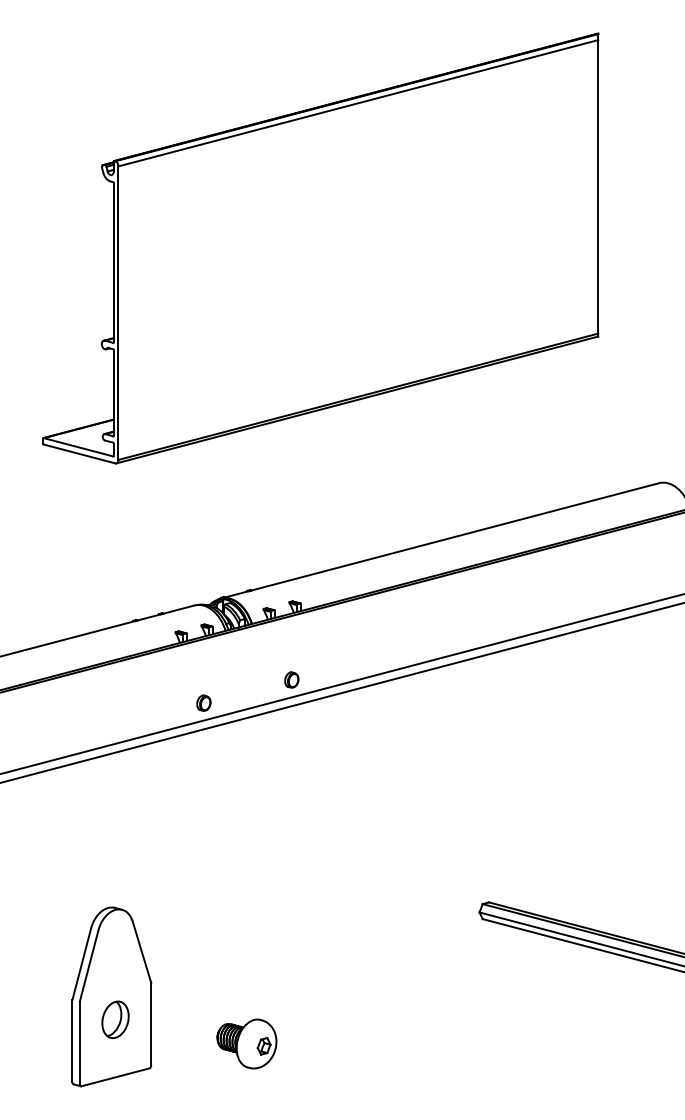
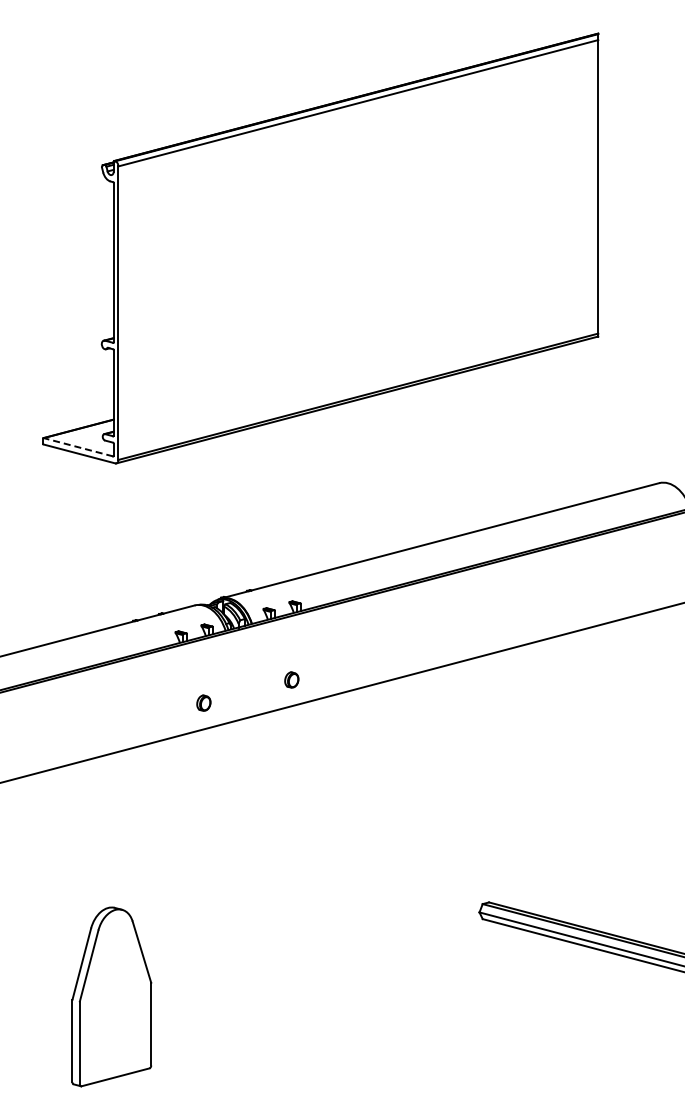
line: solid -> dashed (78, 447)
line: present -> none (341, 683)
part: present -> none (115, 1019)
part: present -> none (246, 1043)
